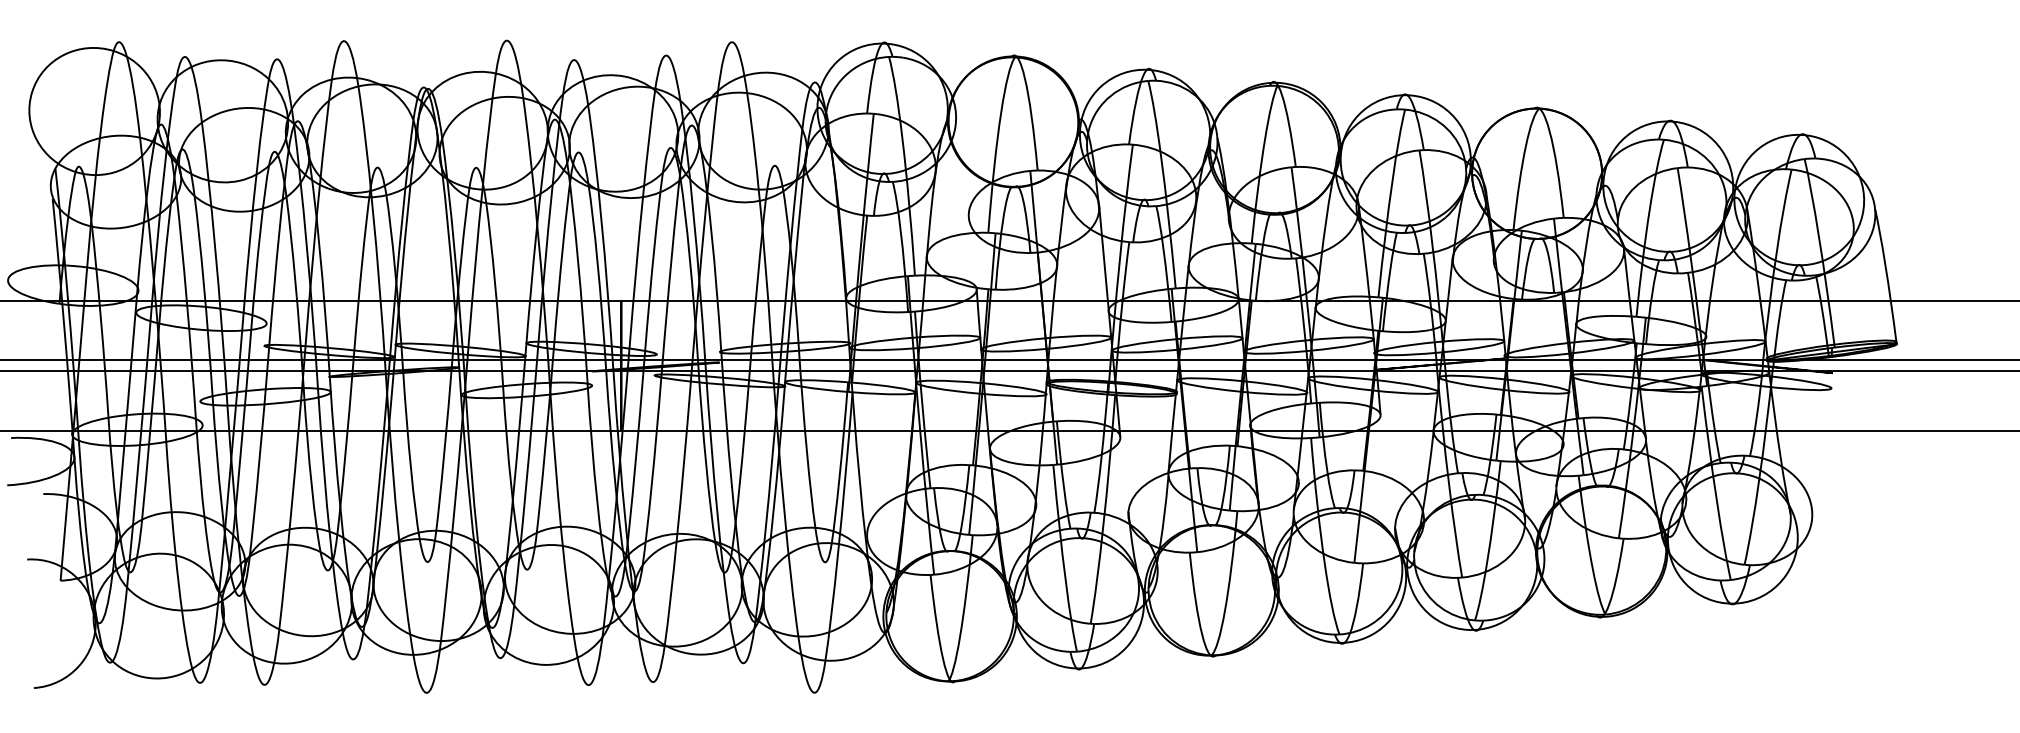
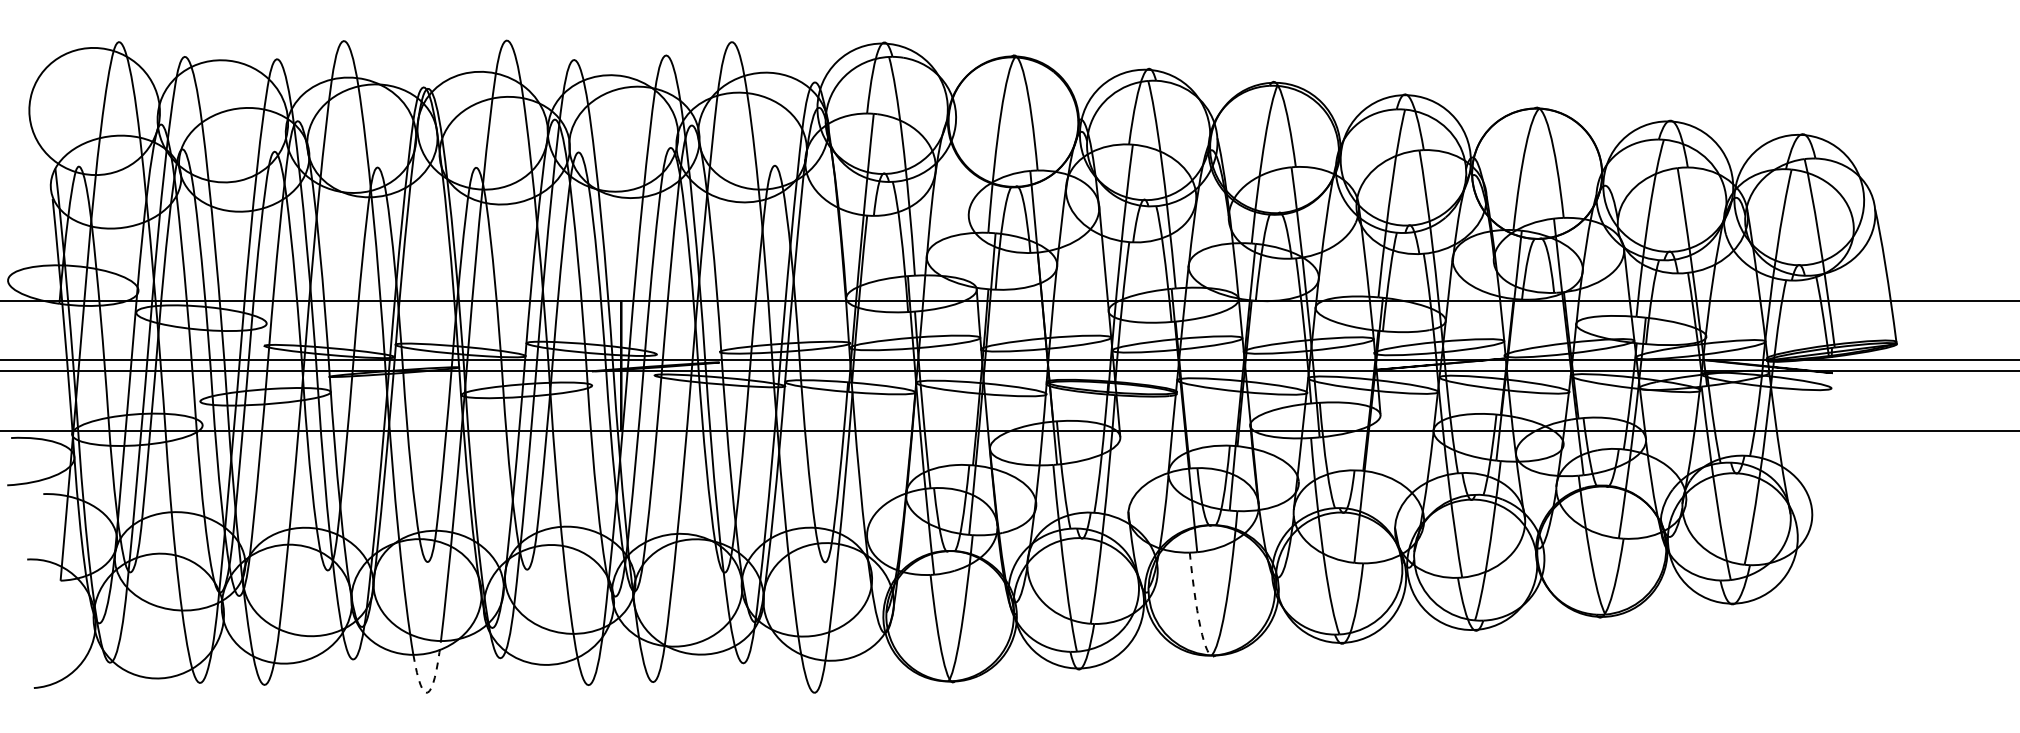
arc: solid -> dashed (1197, 613)
arc: solid -> dashed (429, 691)
